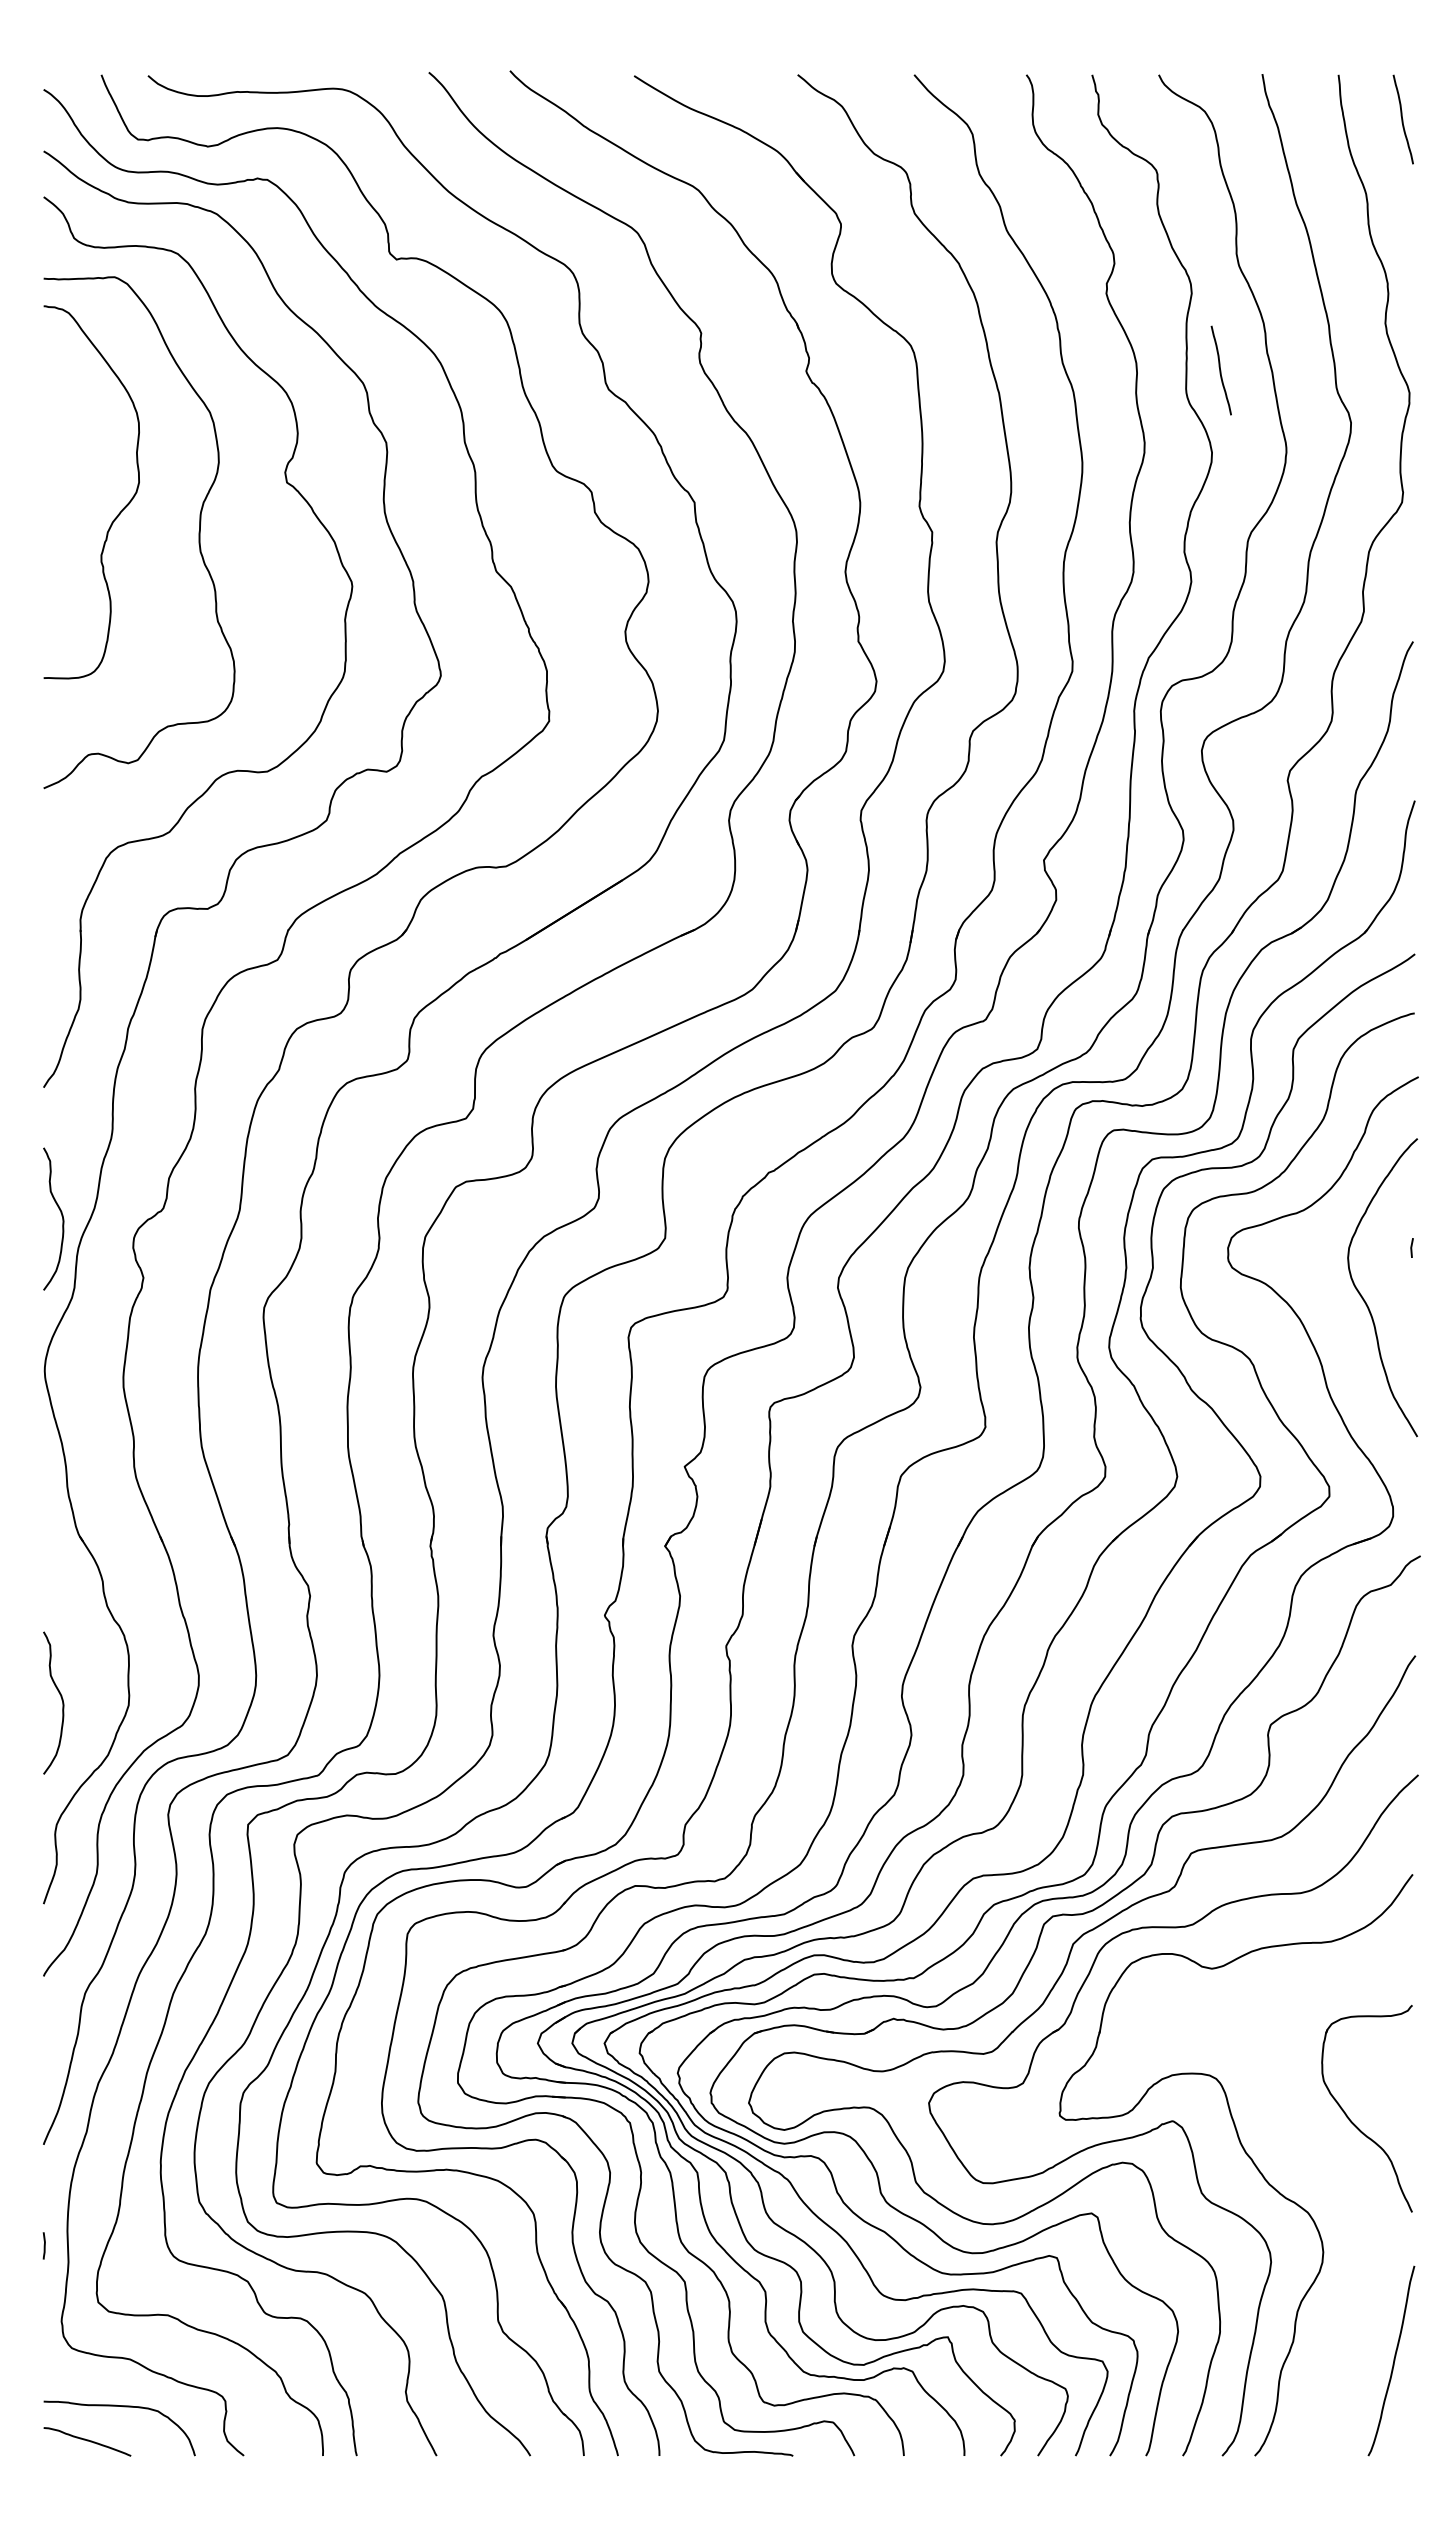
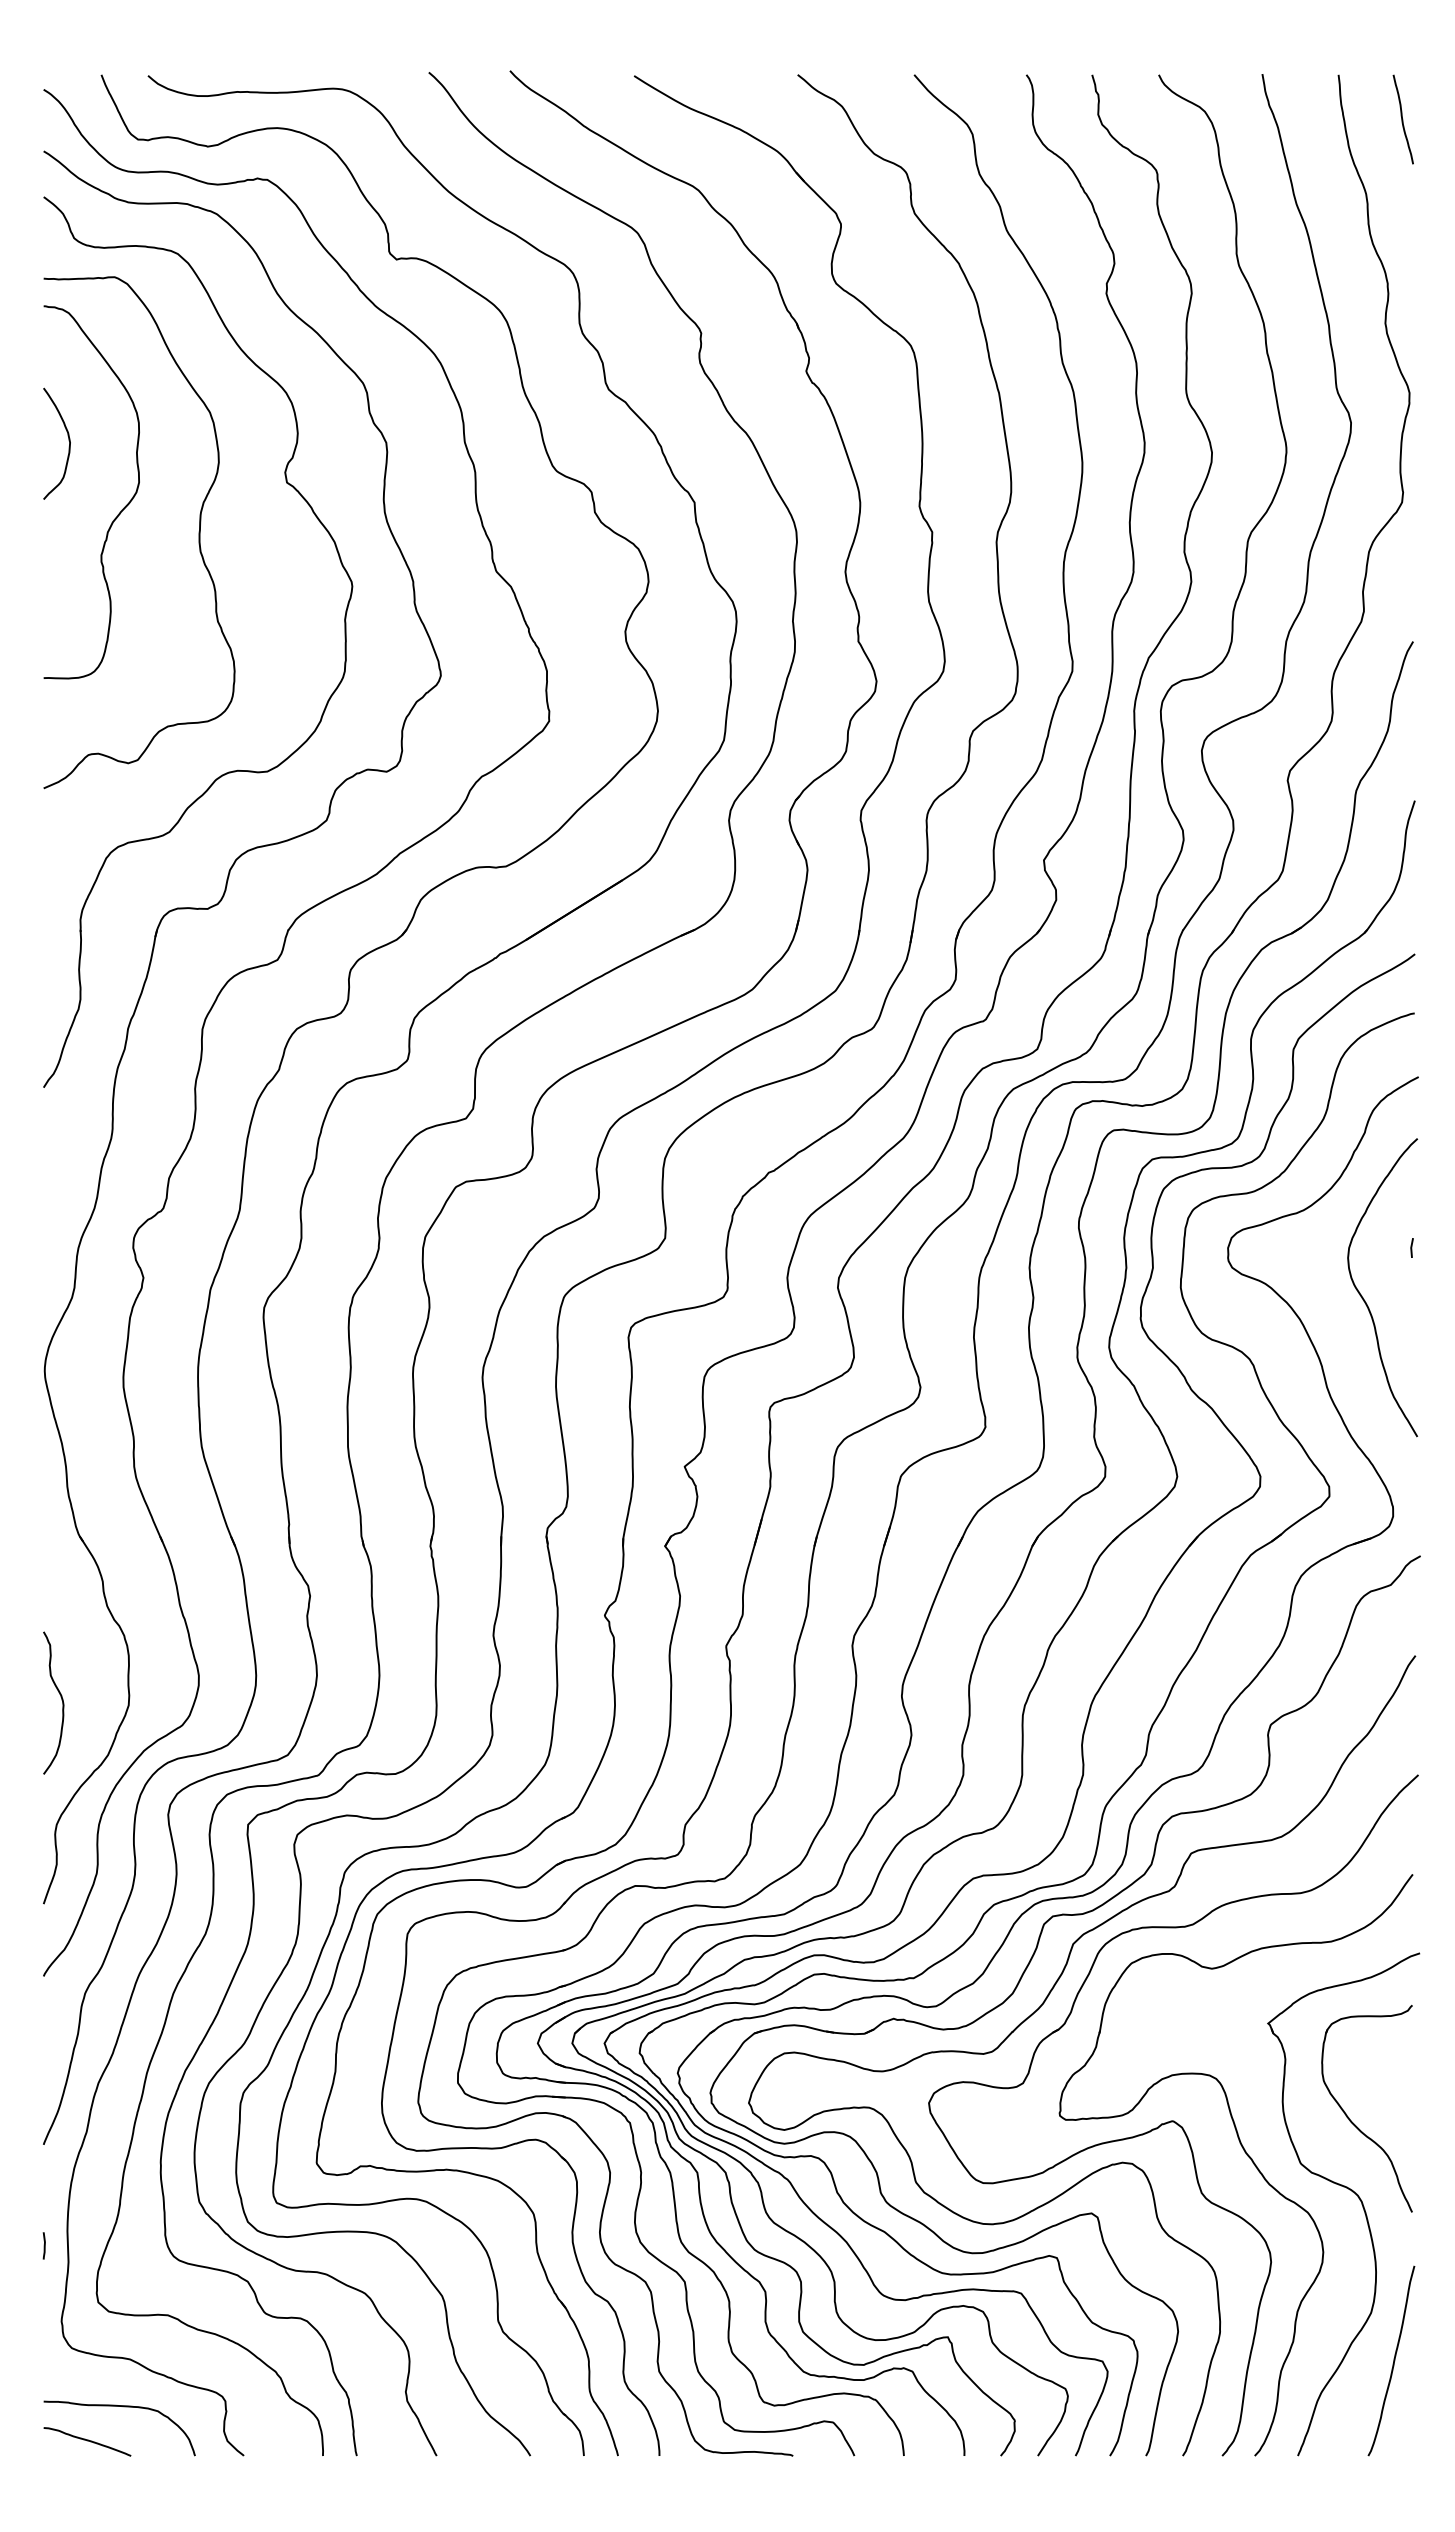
curve: present -> none (1220, 370)
curve: none -> present (68, 440)
curve: present -> none (61, 1216)
part: none -> present (1352, 2192)
